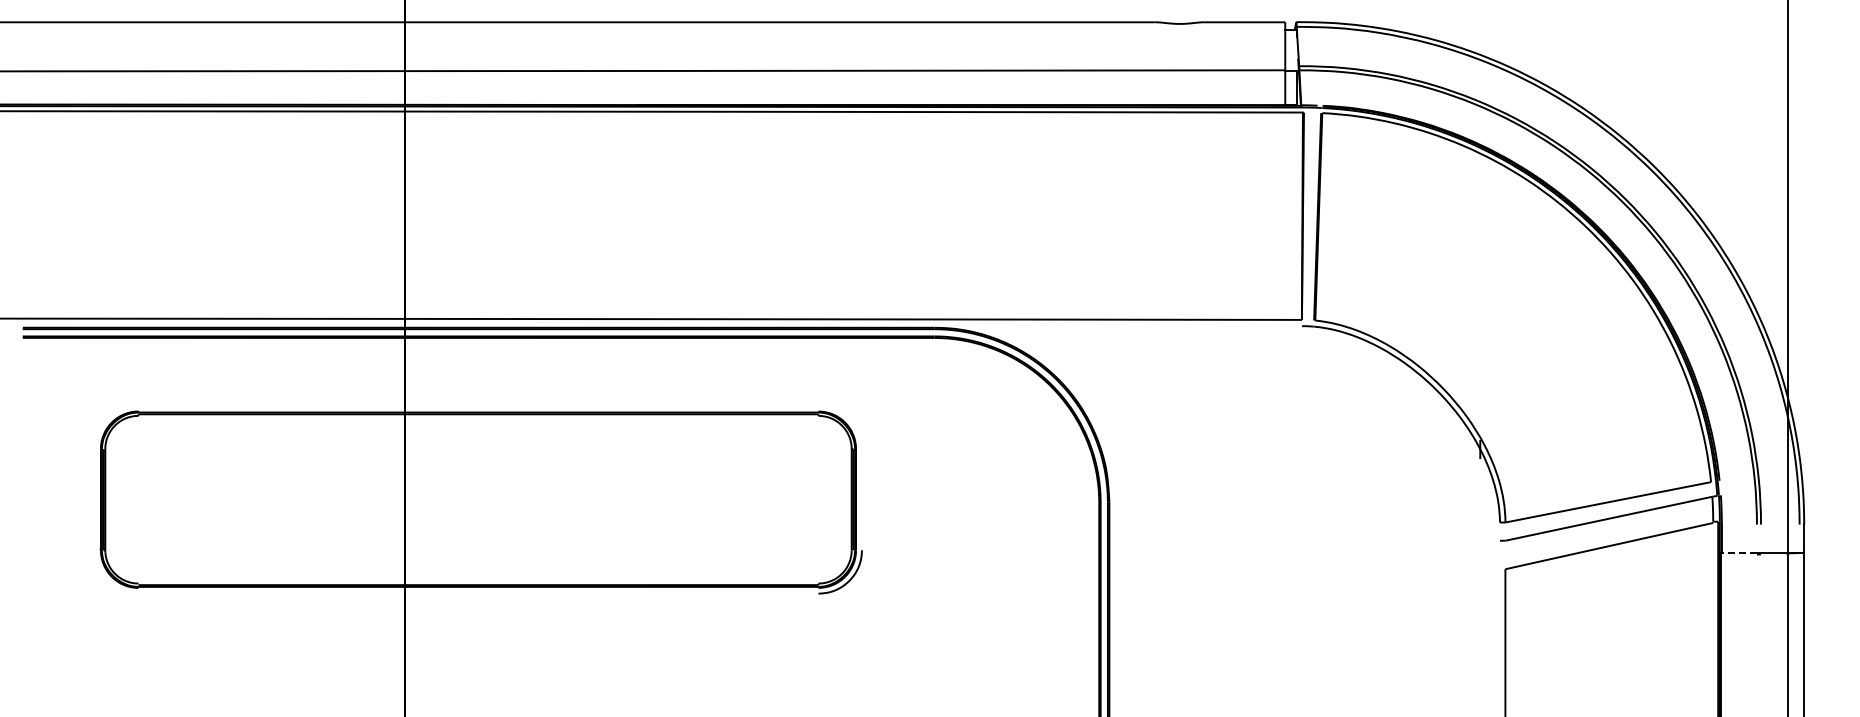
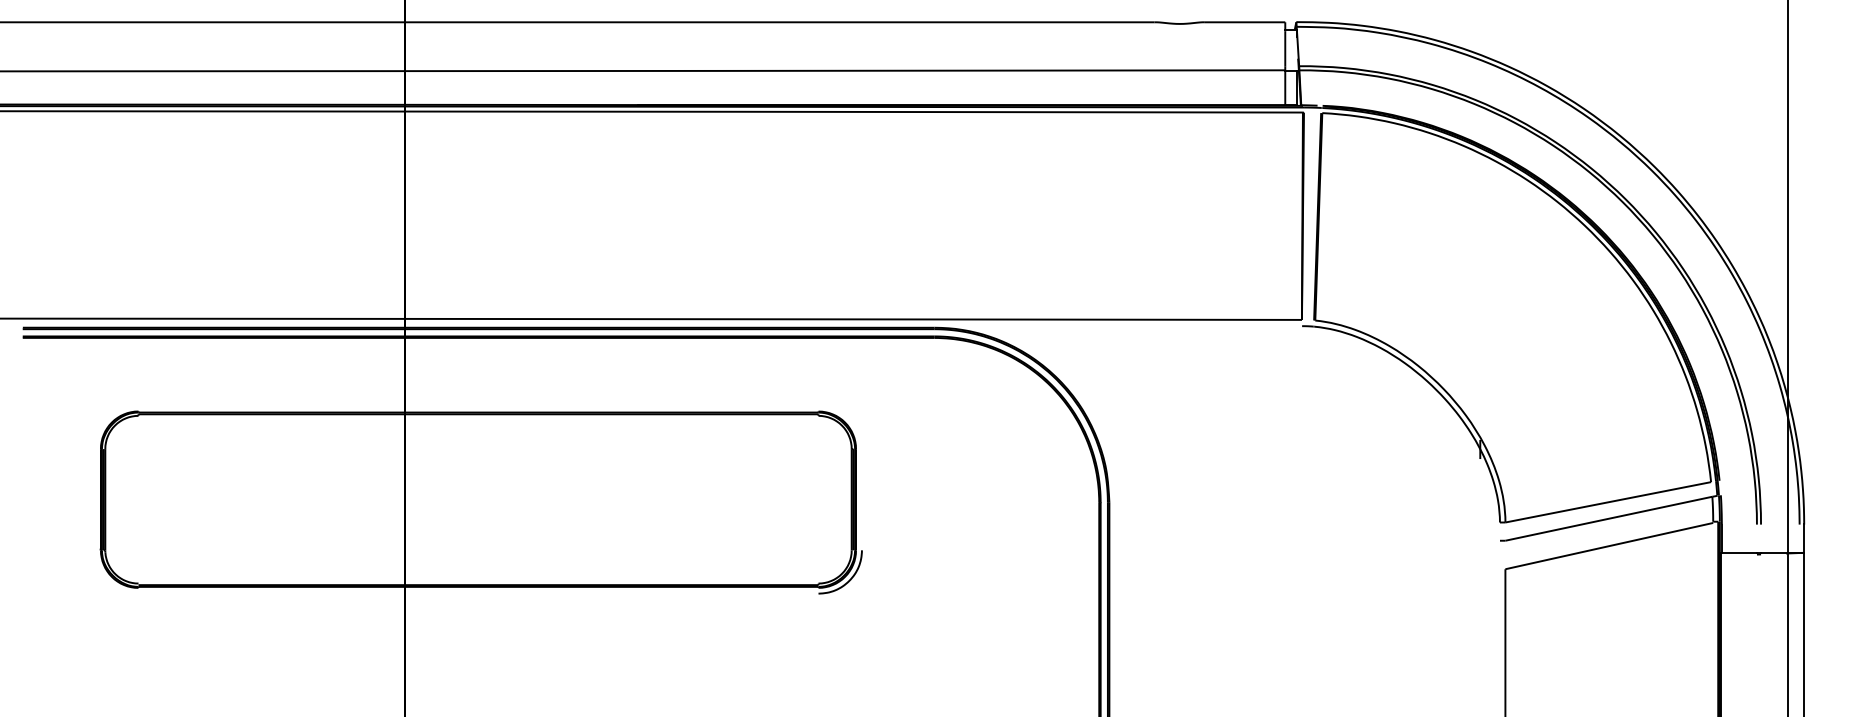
line: dashed -> solid (1738, 553)
